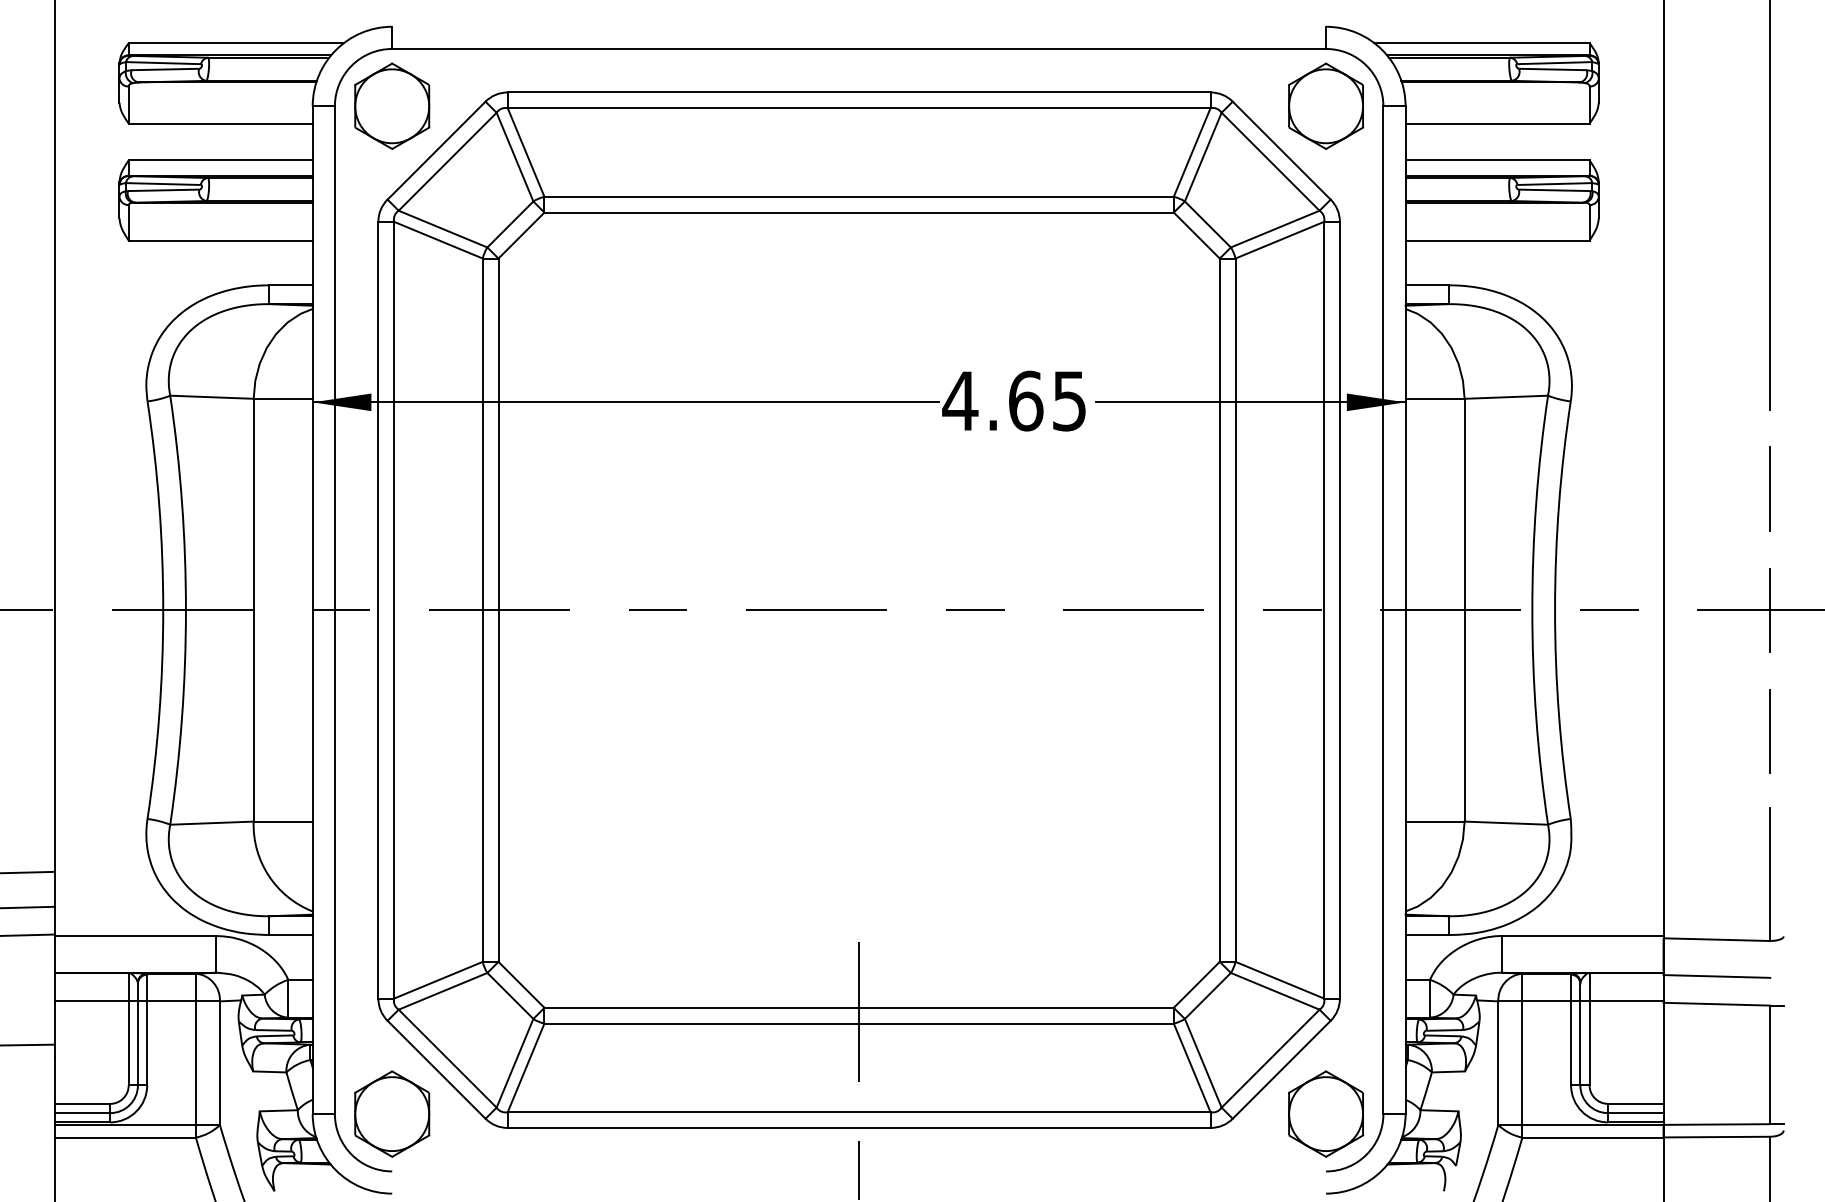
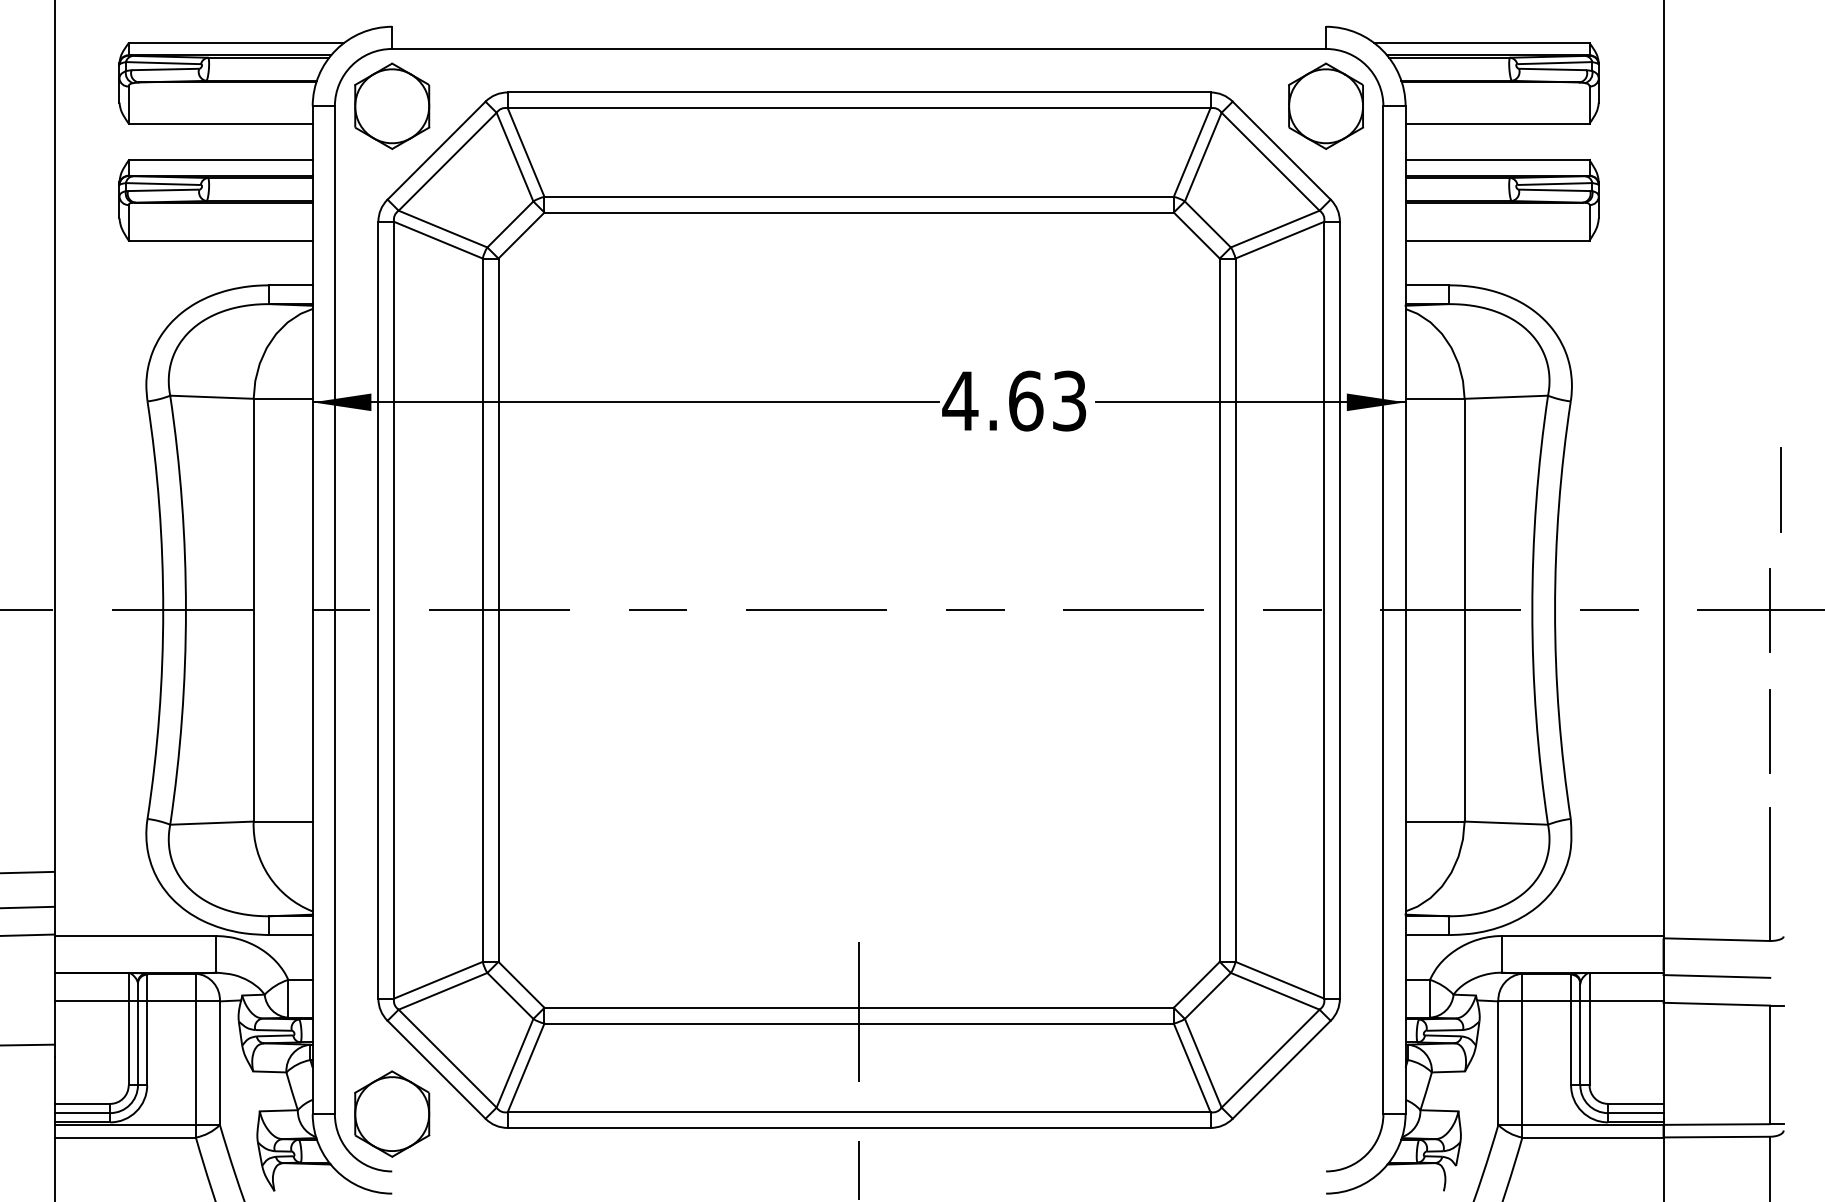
line: present -> none (1770, 205)
text: 4.65 -> 4.63 (1069, 400)
line position: (1769, 488) -> (1780, 489) (1780, 489)
part: present -> none (1326, 1113)
